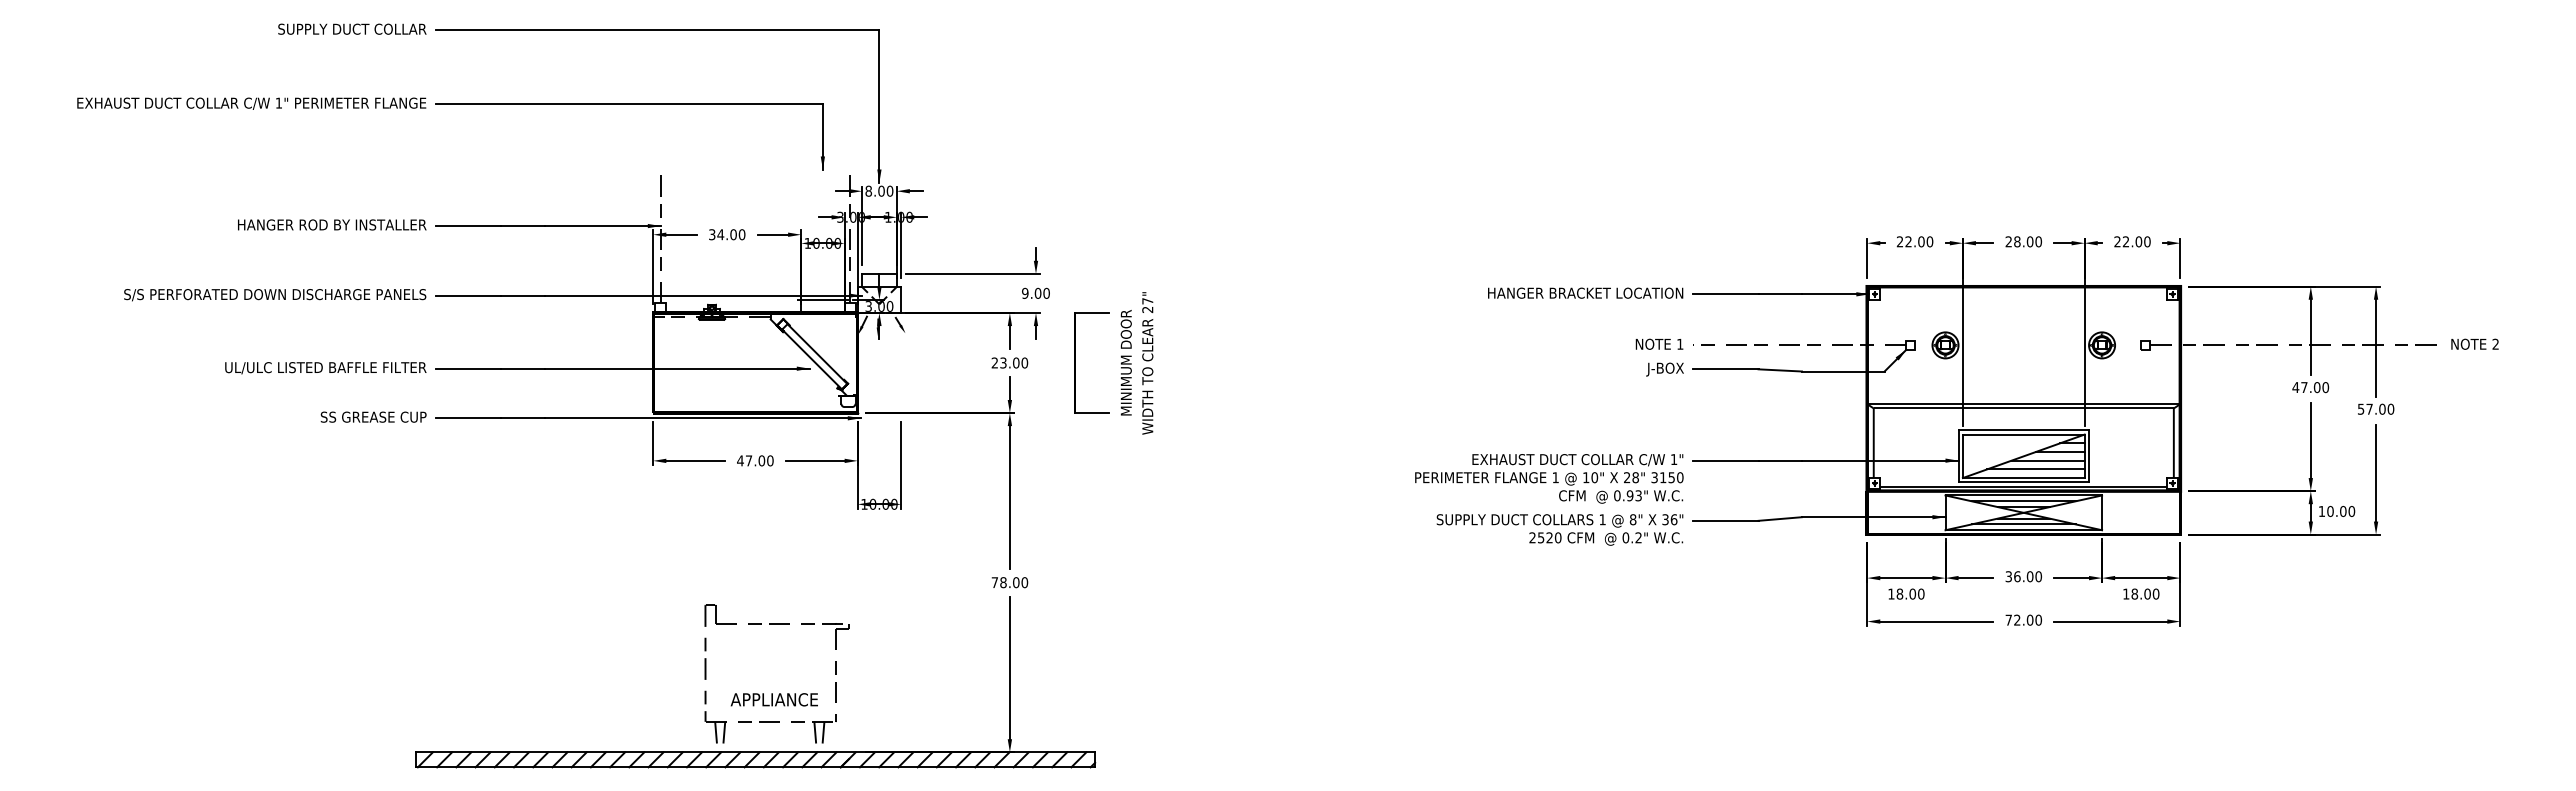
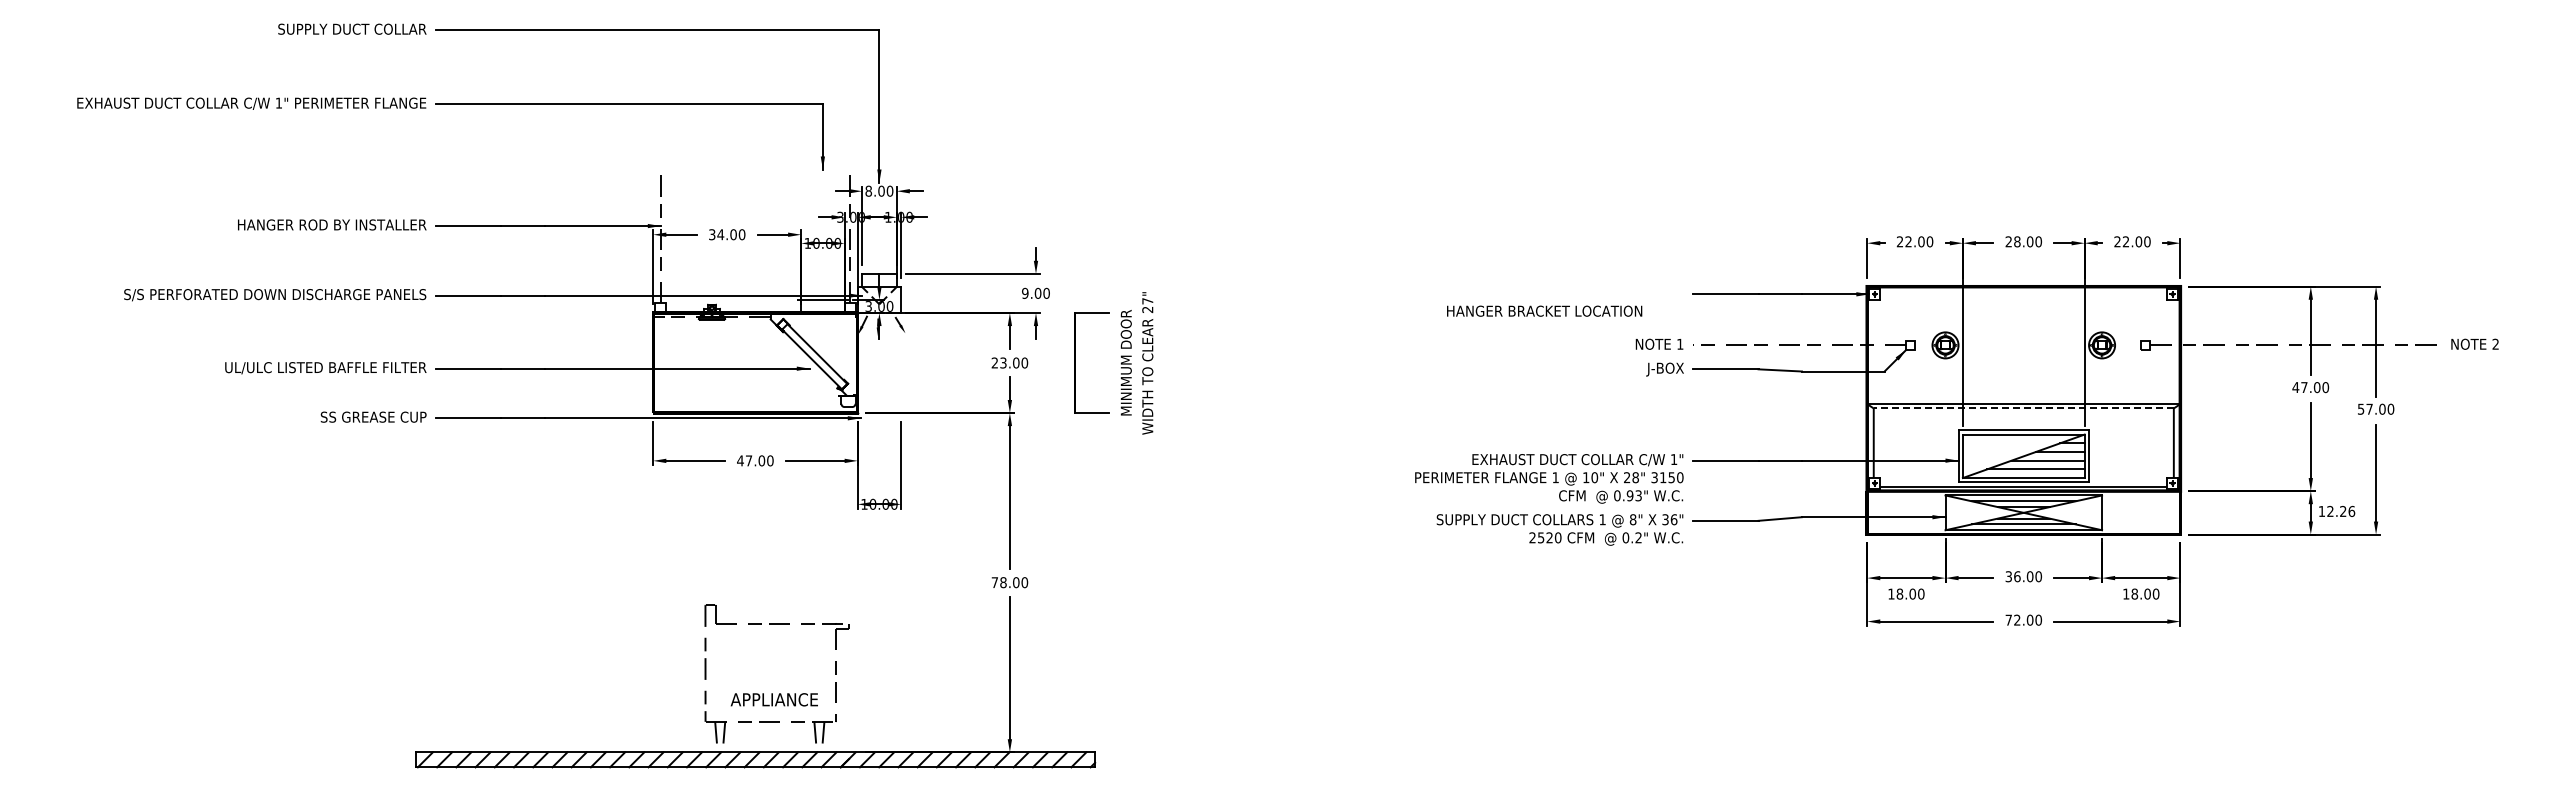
text position: (1585, 292) -> (1544, 310) (1544, 310)
line: solid -> dashed (2023, 408)
text: 10.00 -> 12.26 (2341, 511)
